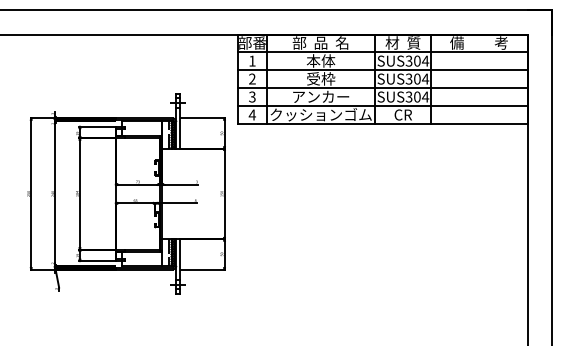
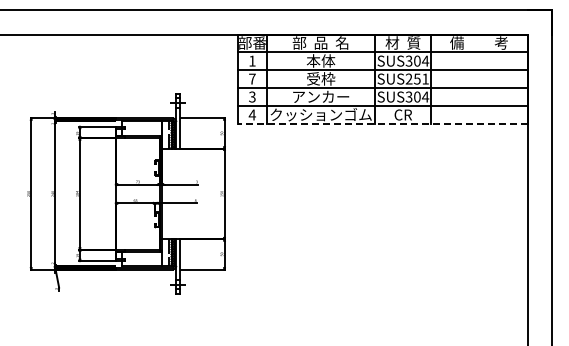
text: 2 -> 7 (252, 78)
text: SUS304 -> SUS251 (417, 78)
line: solid -> dashed (383, 124)
